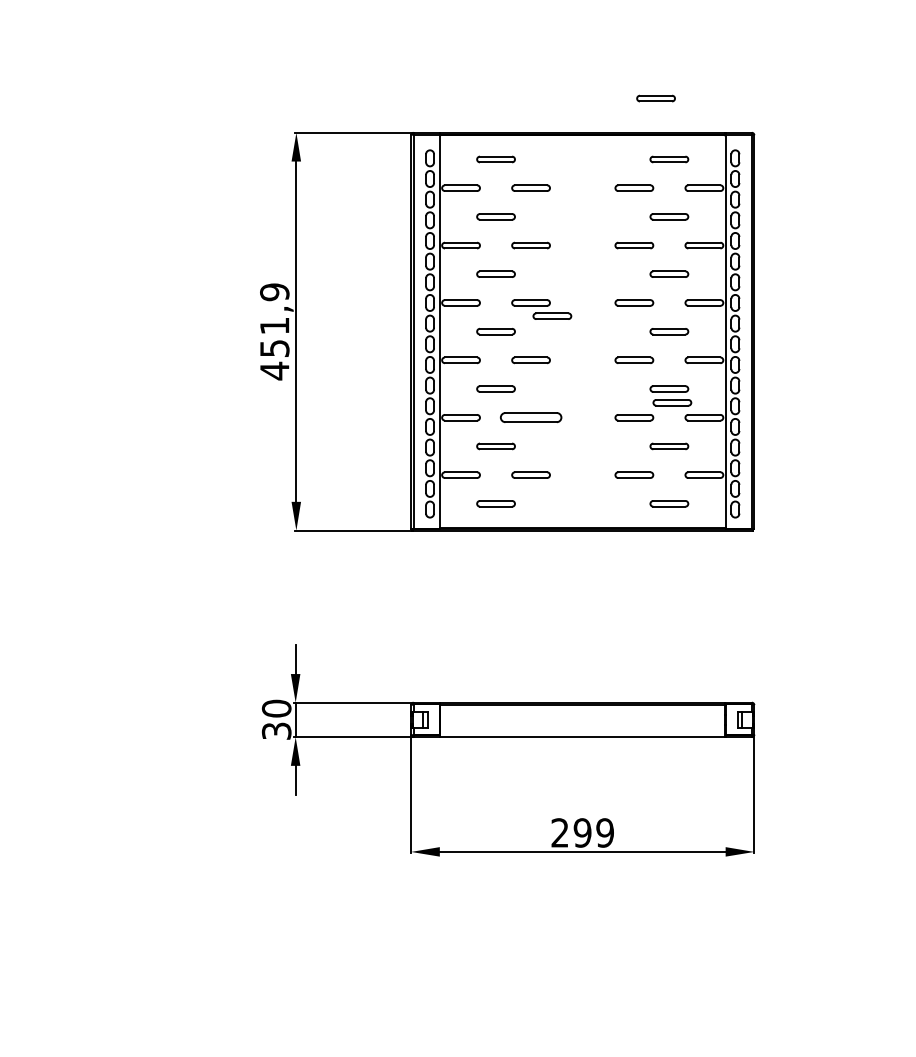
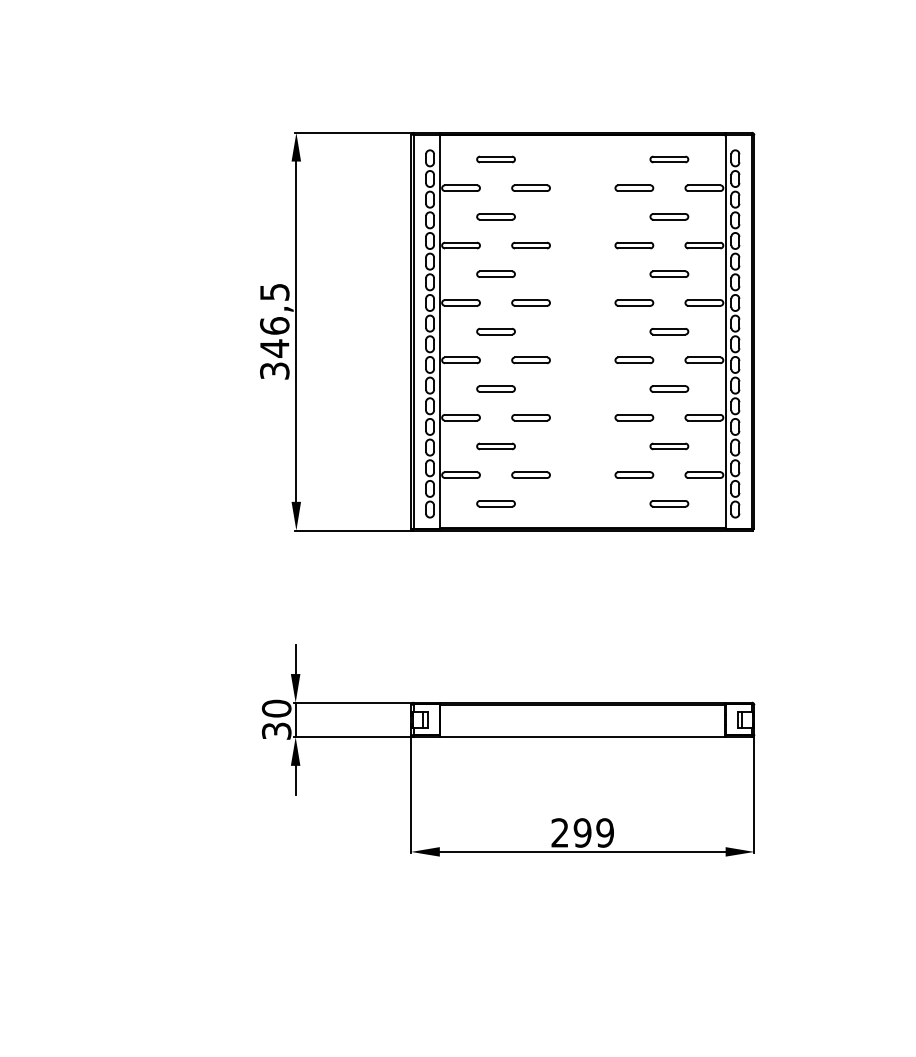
part: present -> none (655, 98)
part: present -> none (552, 315)
text: 451,9 -> 346,5 (274, 331)
part: present -> none (672, 402)
part size: 63x11 px -> 40x8 px (530, 417)
